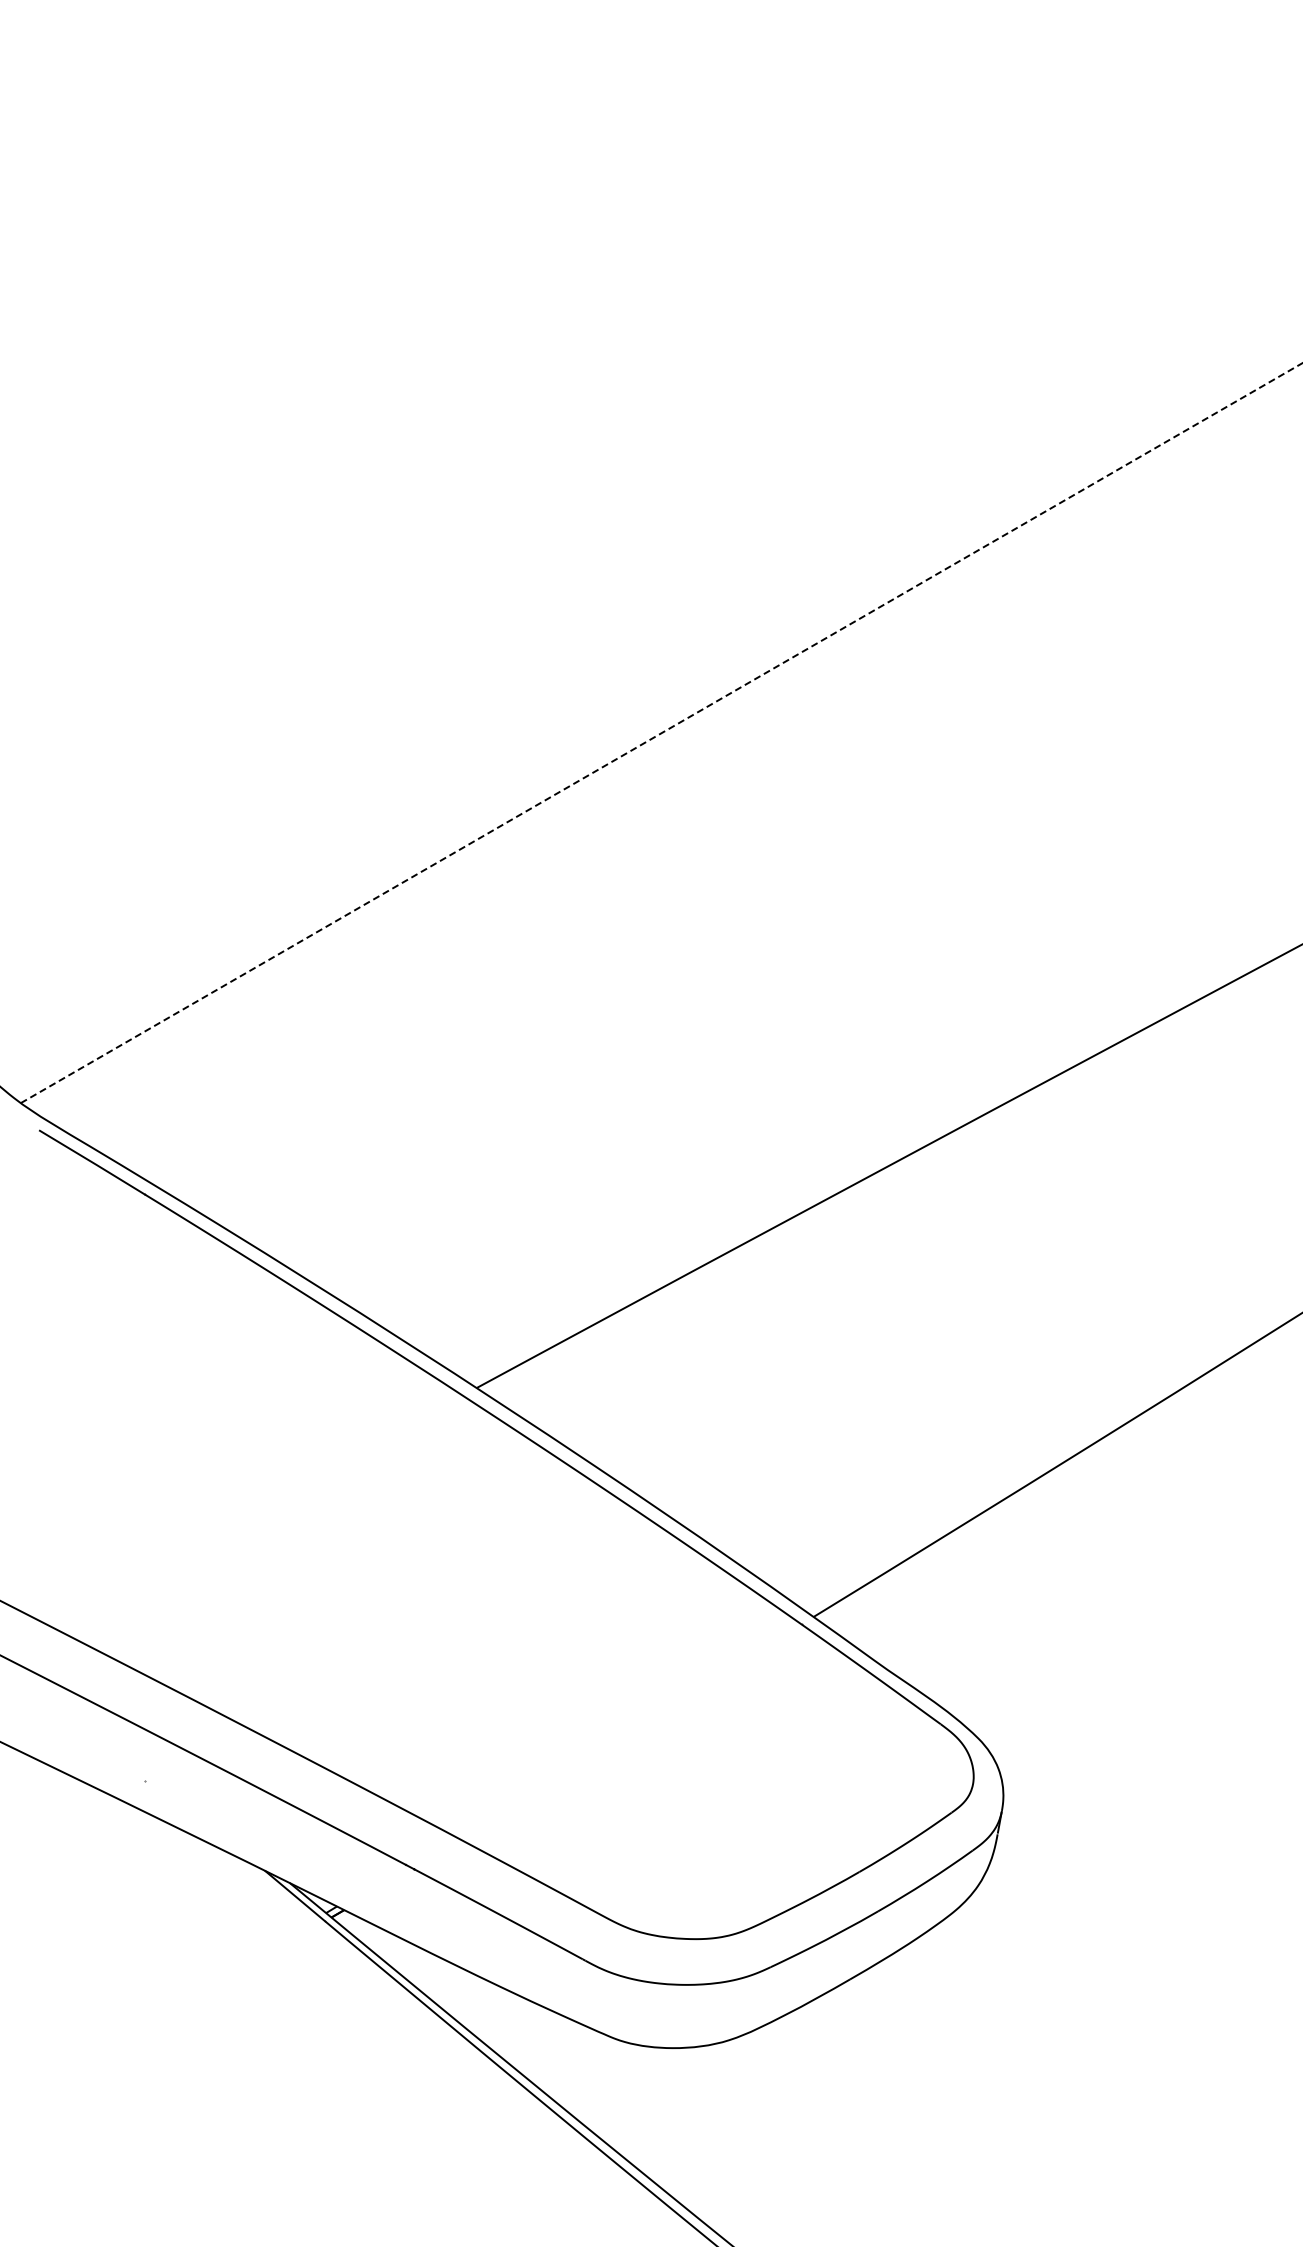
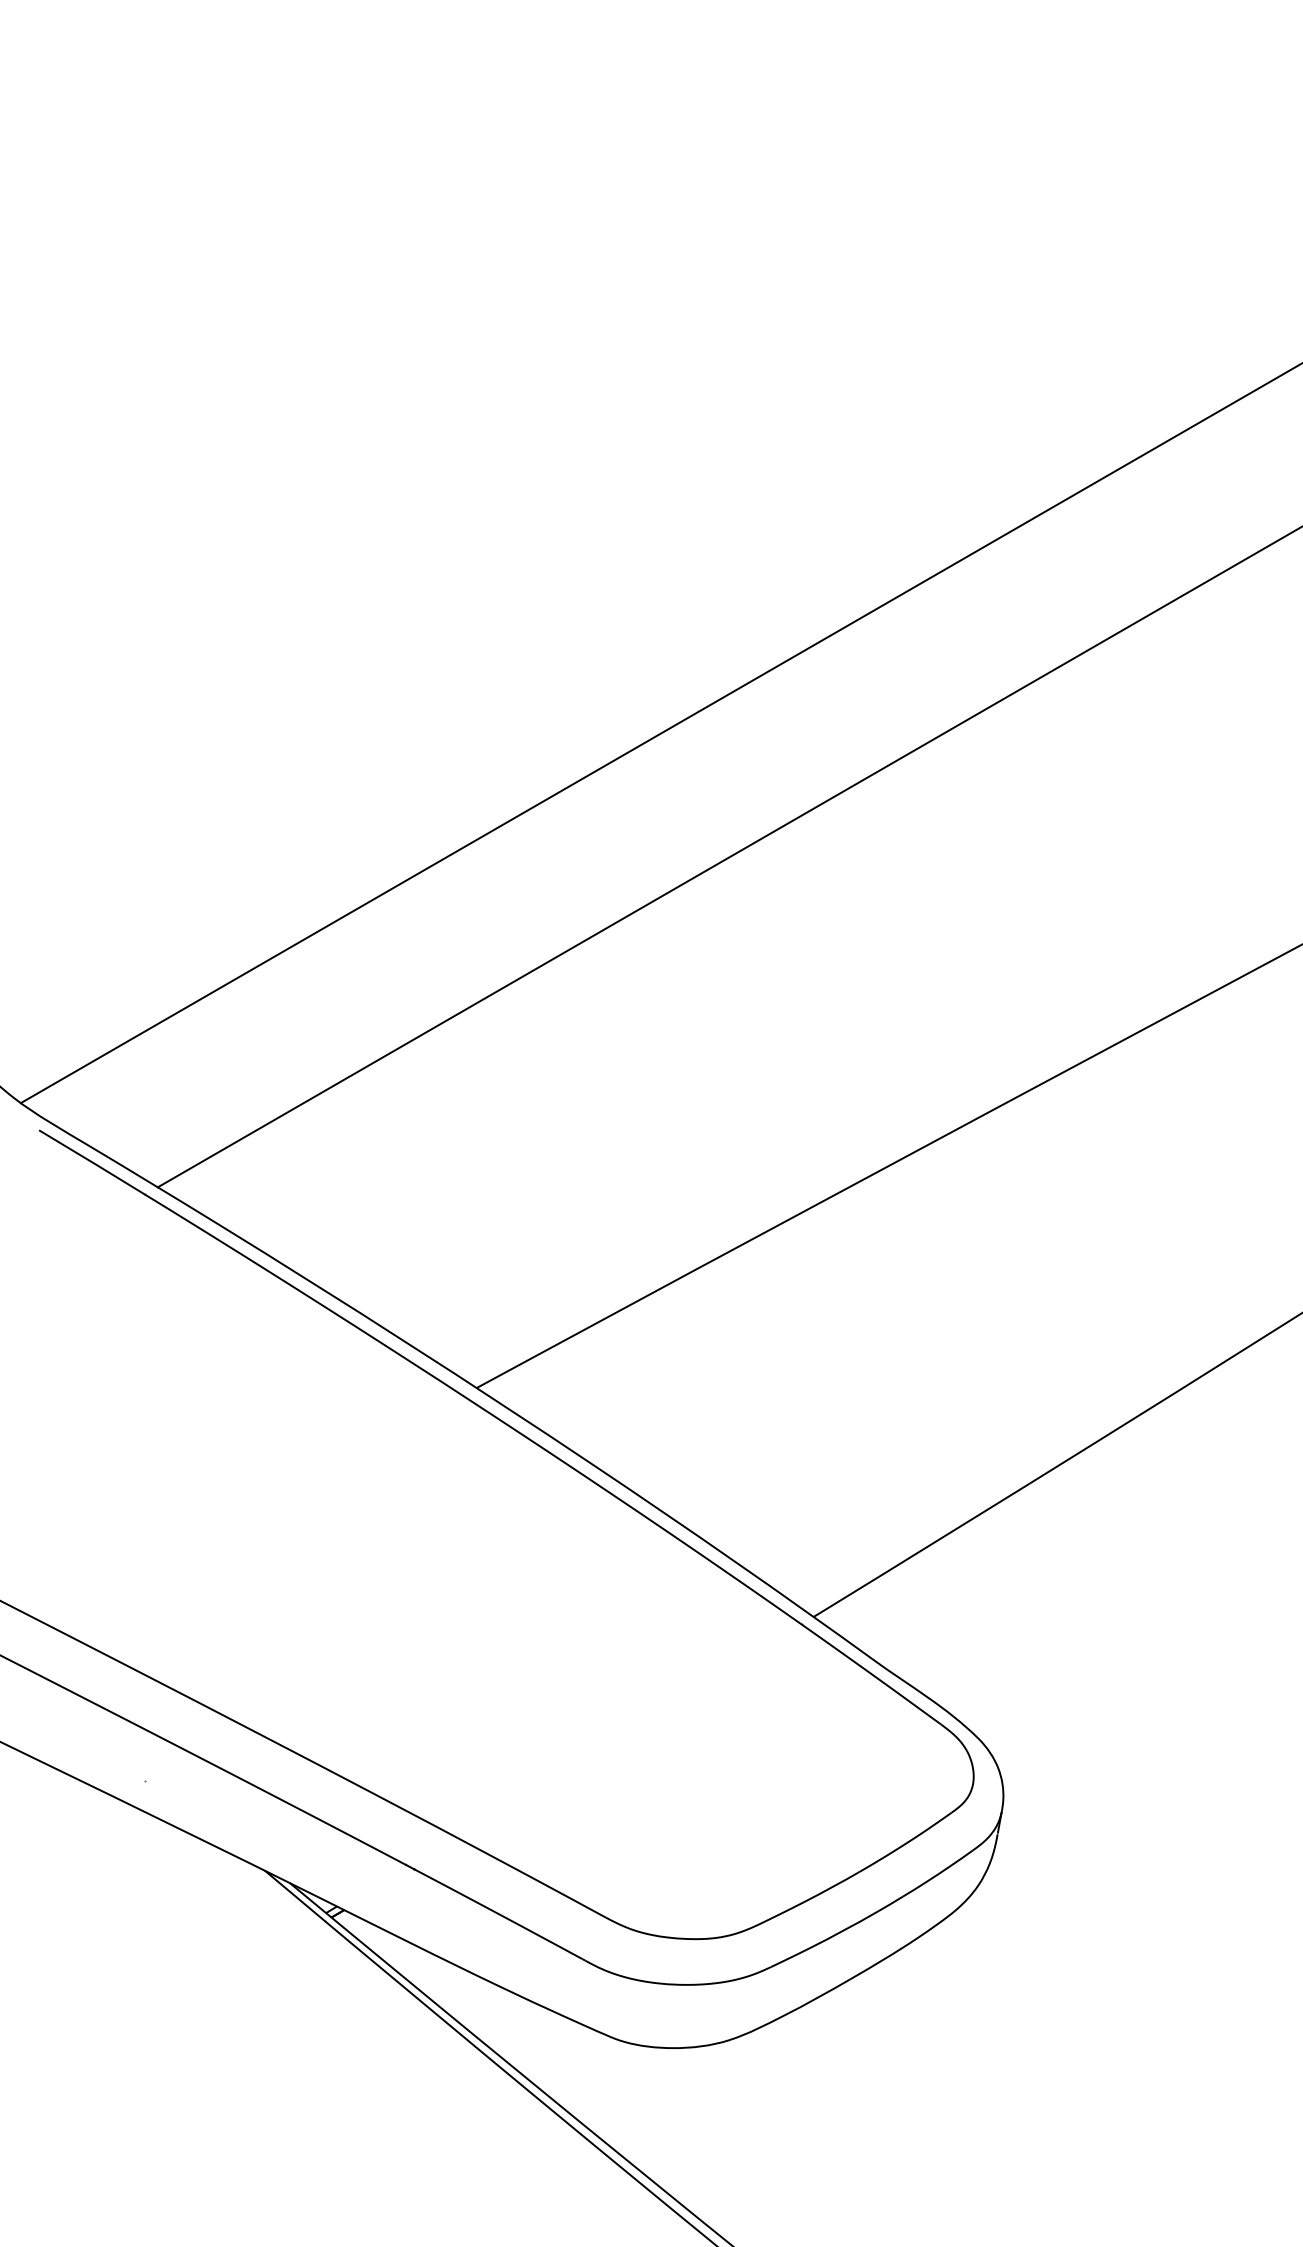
line: dashed -> solid (661, 733)
line: none -> present (728, 857)
